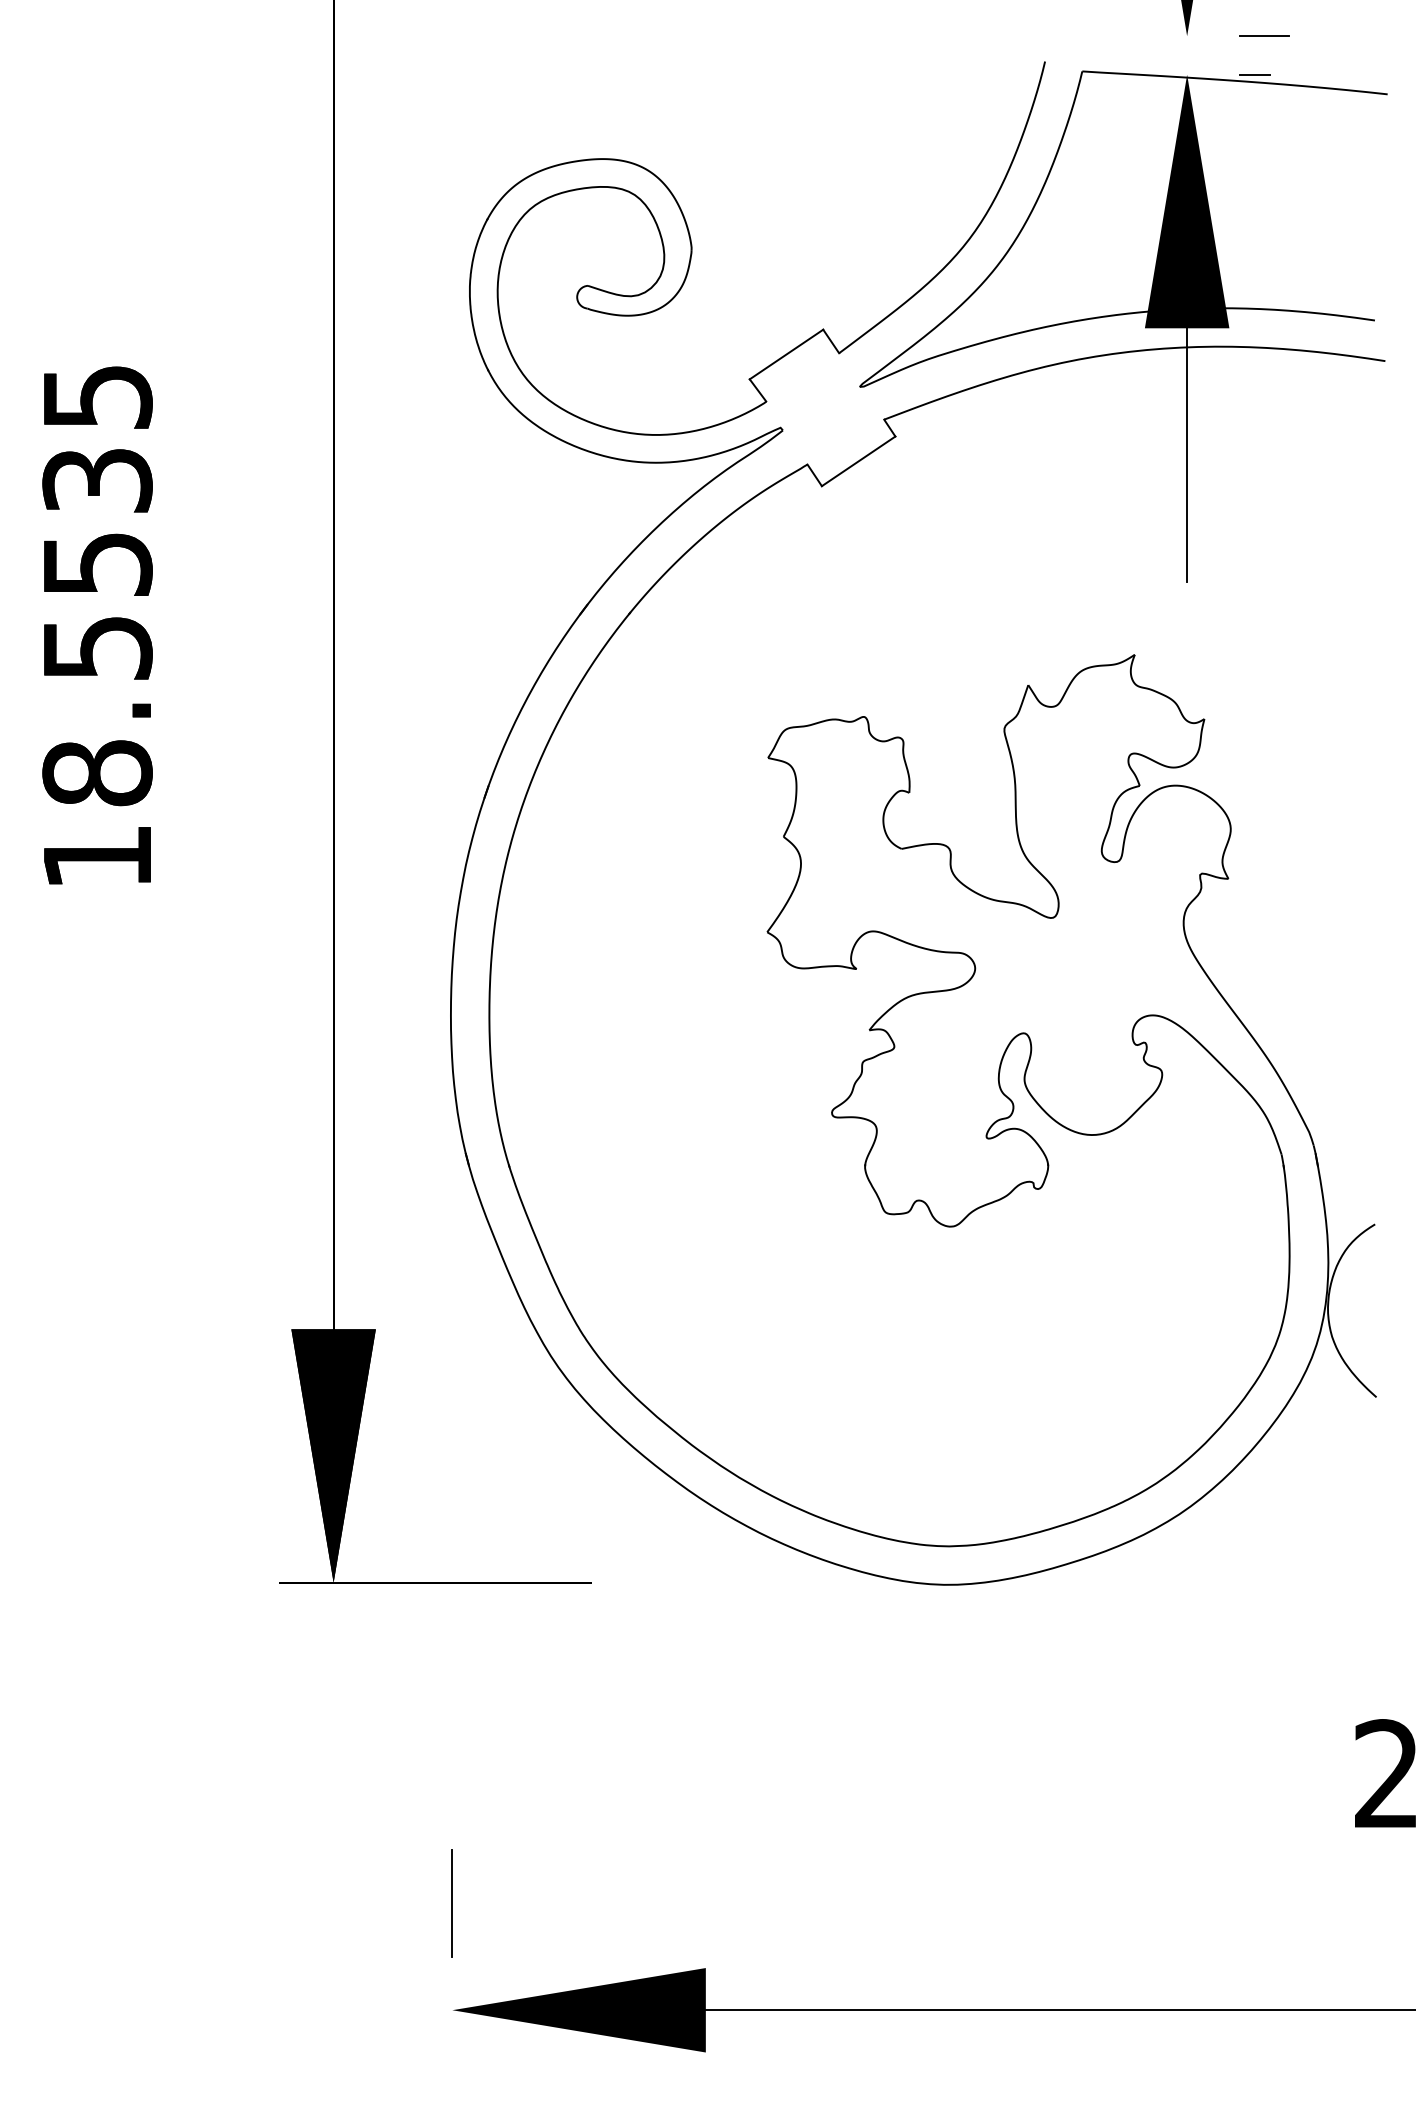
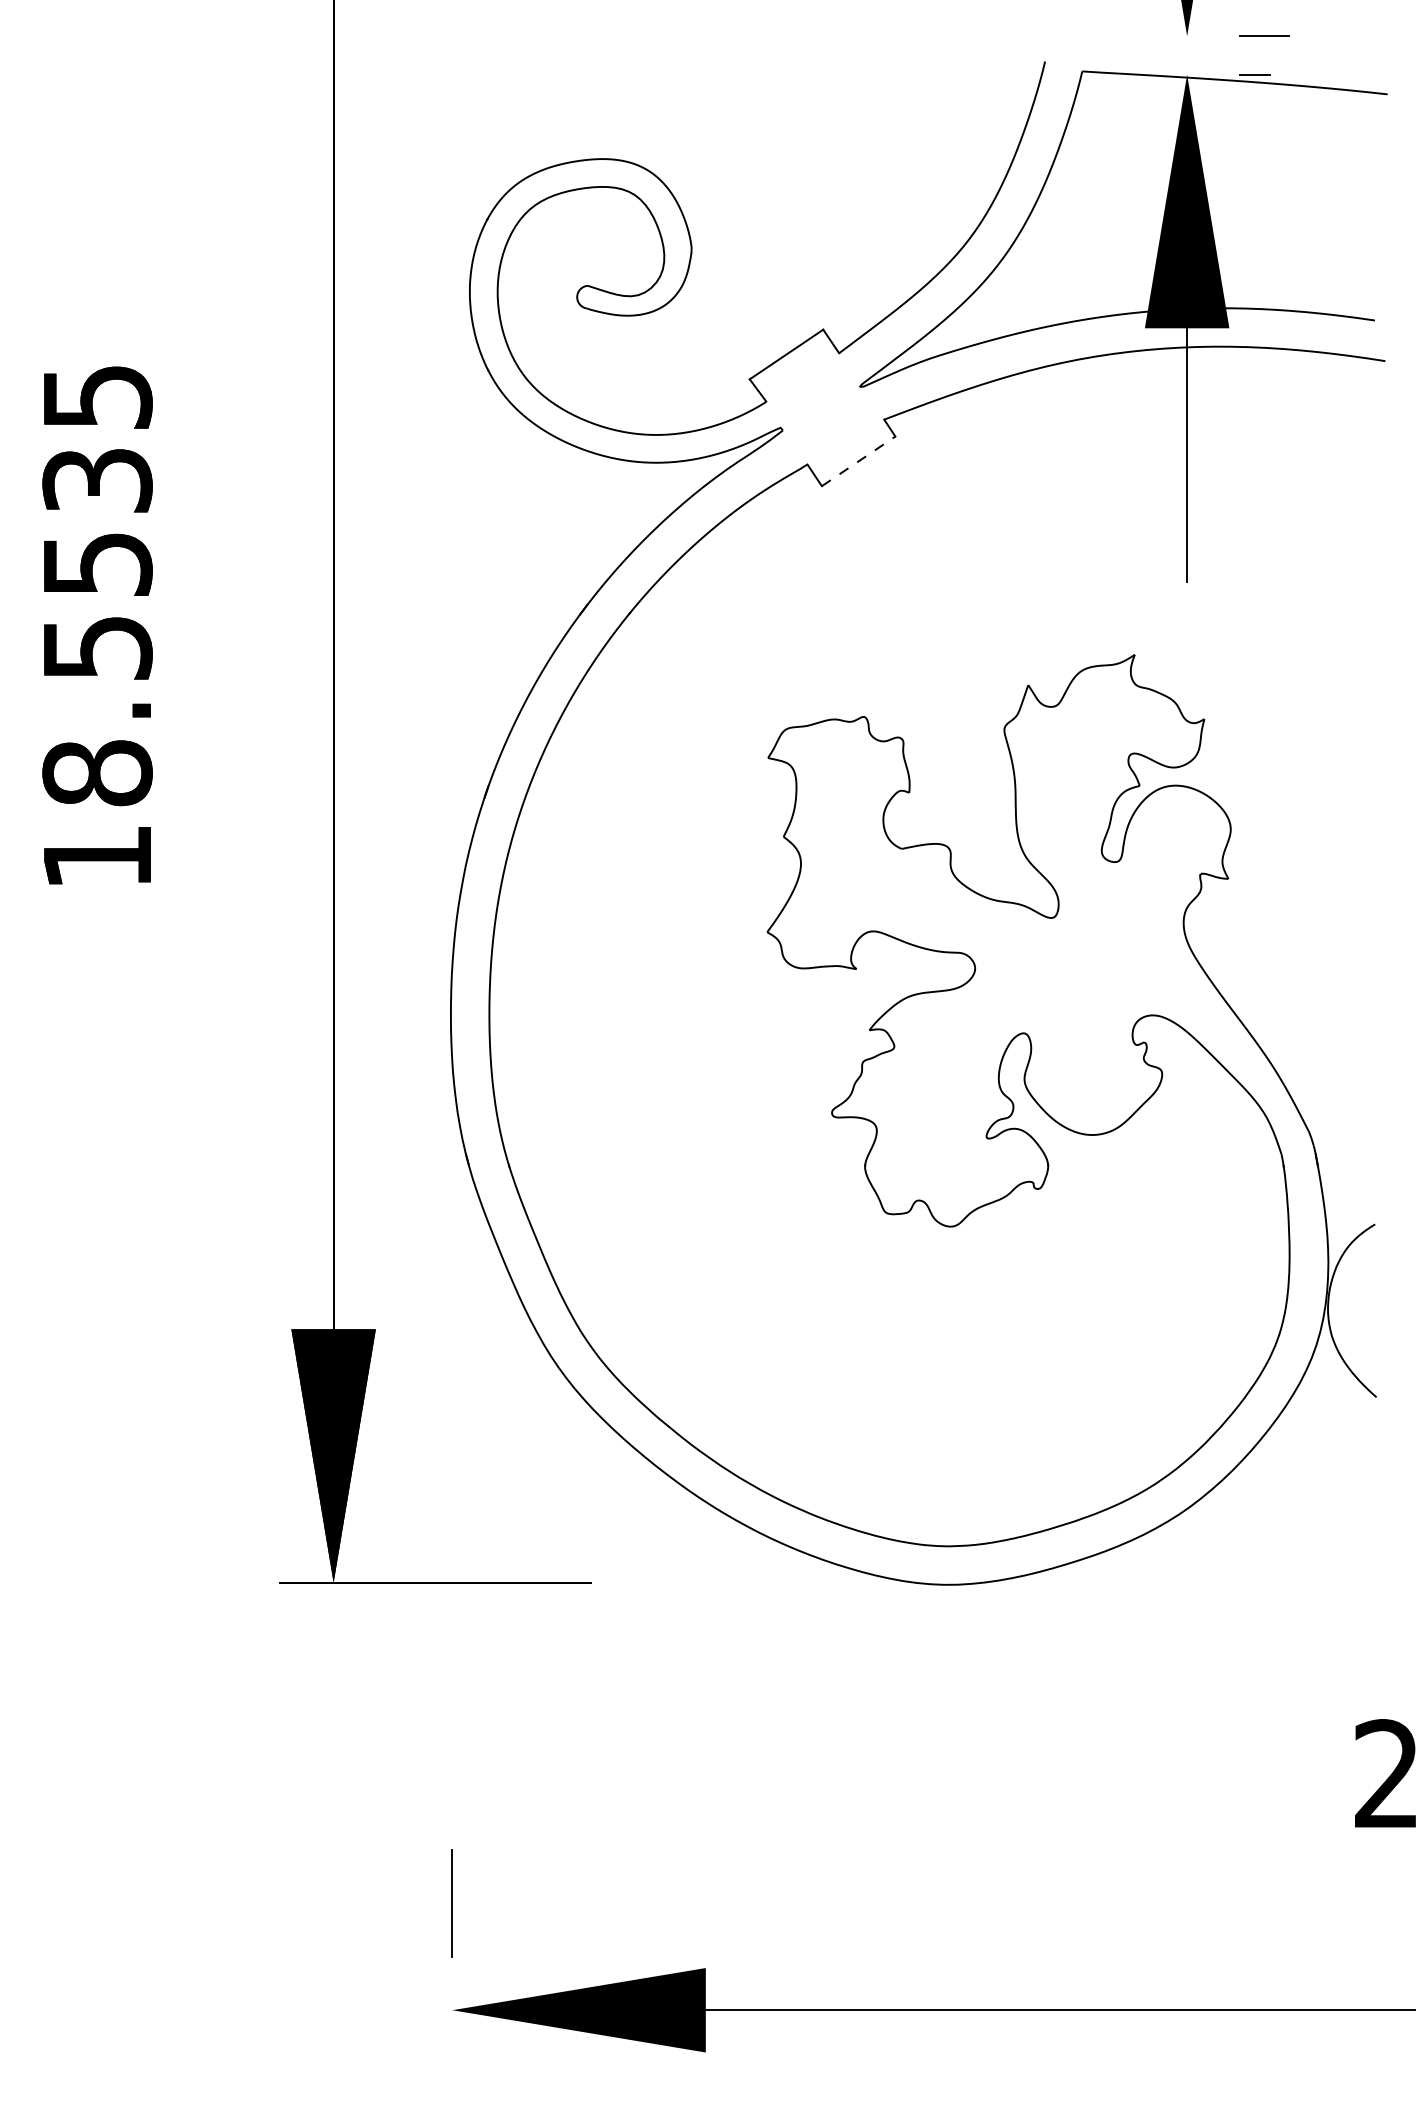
line: solid -> dashed (859, 461)
